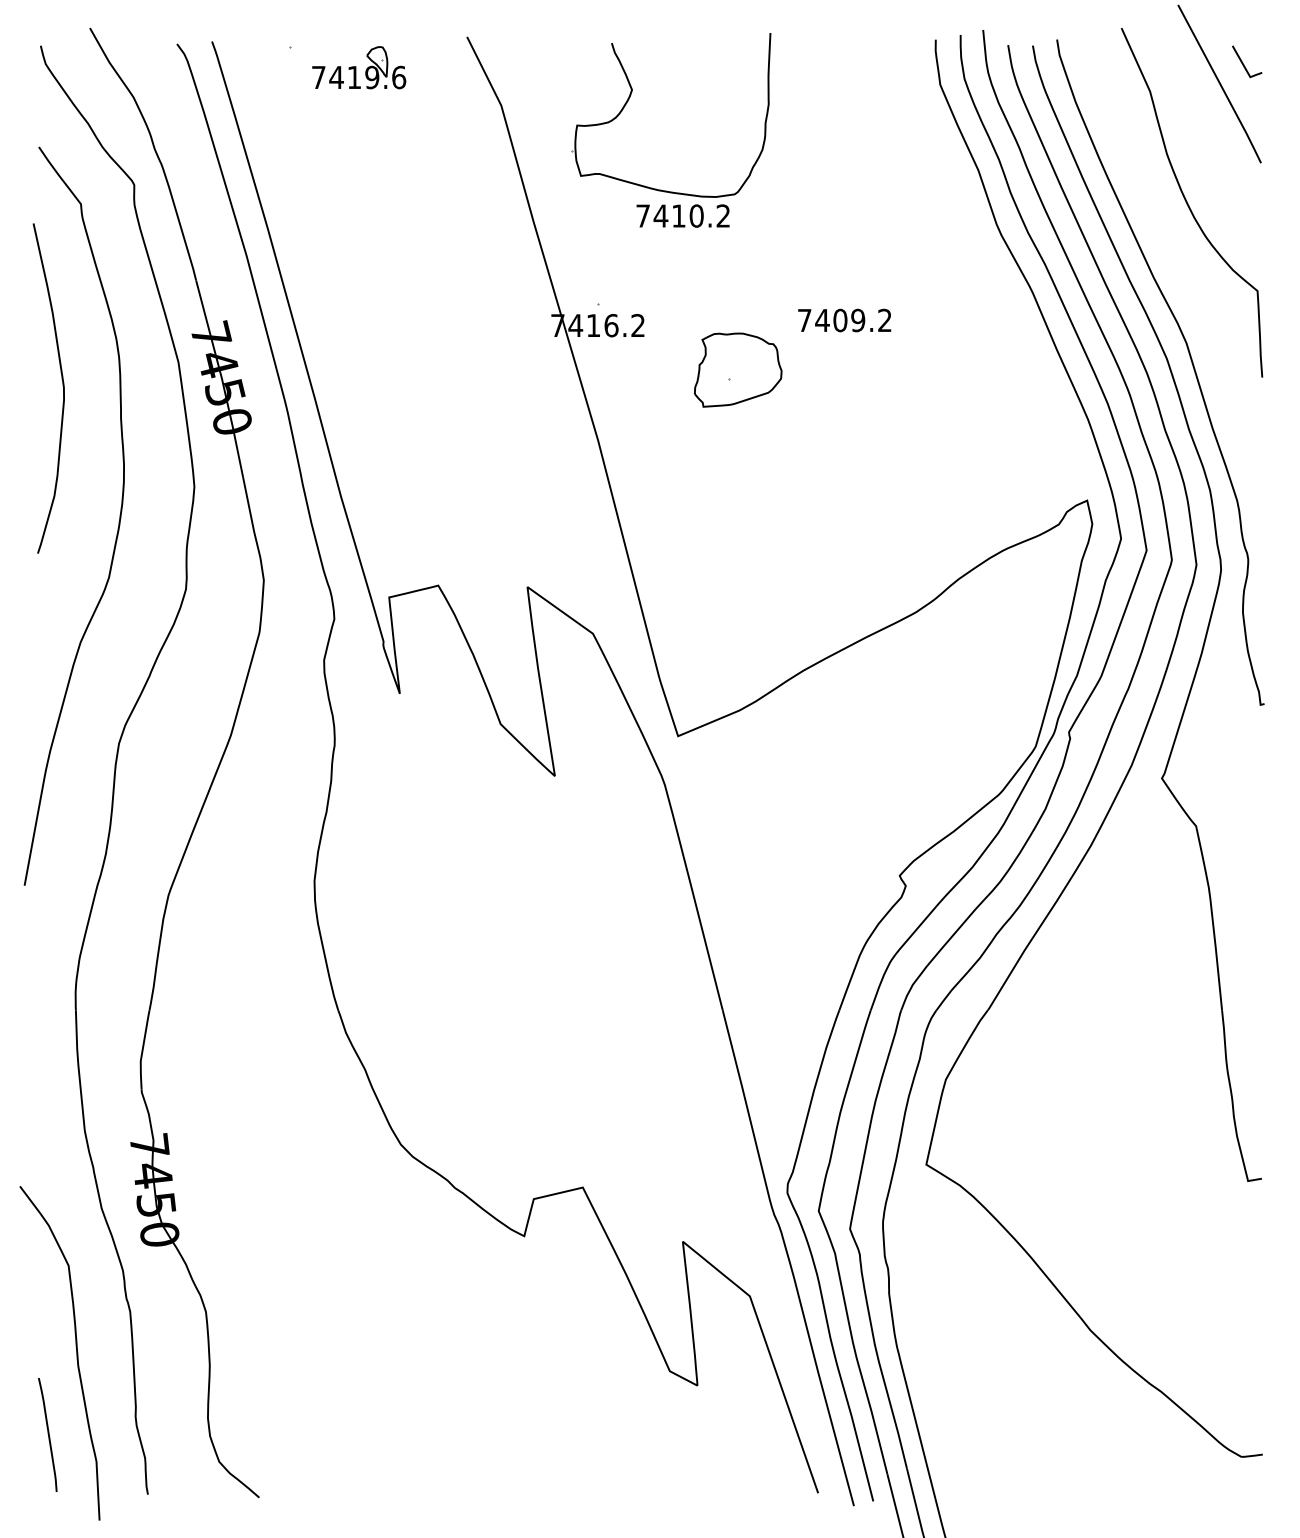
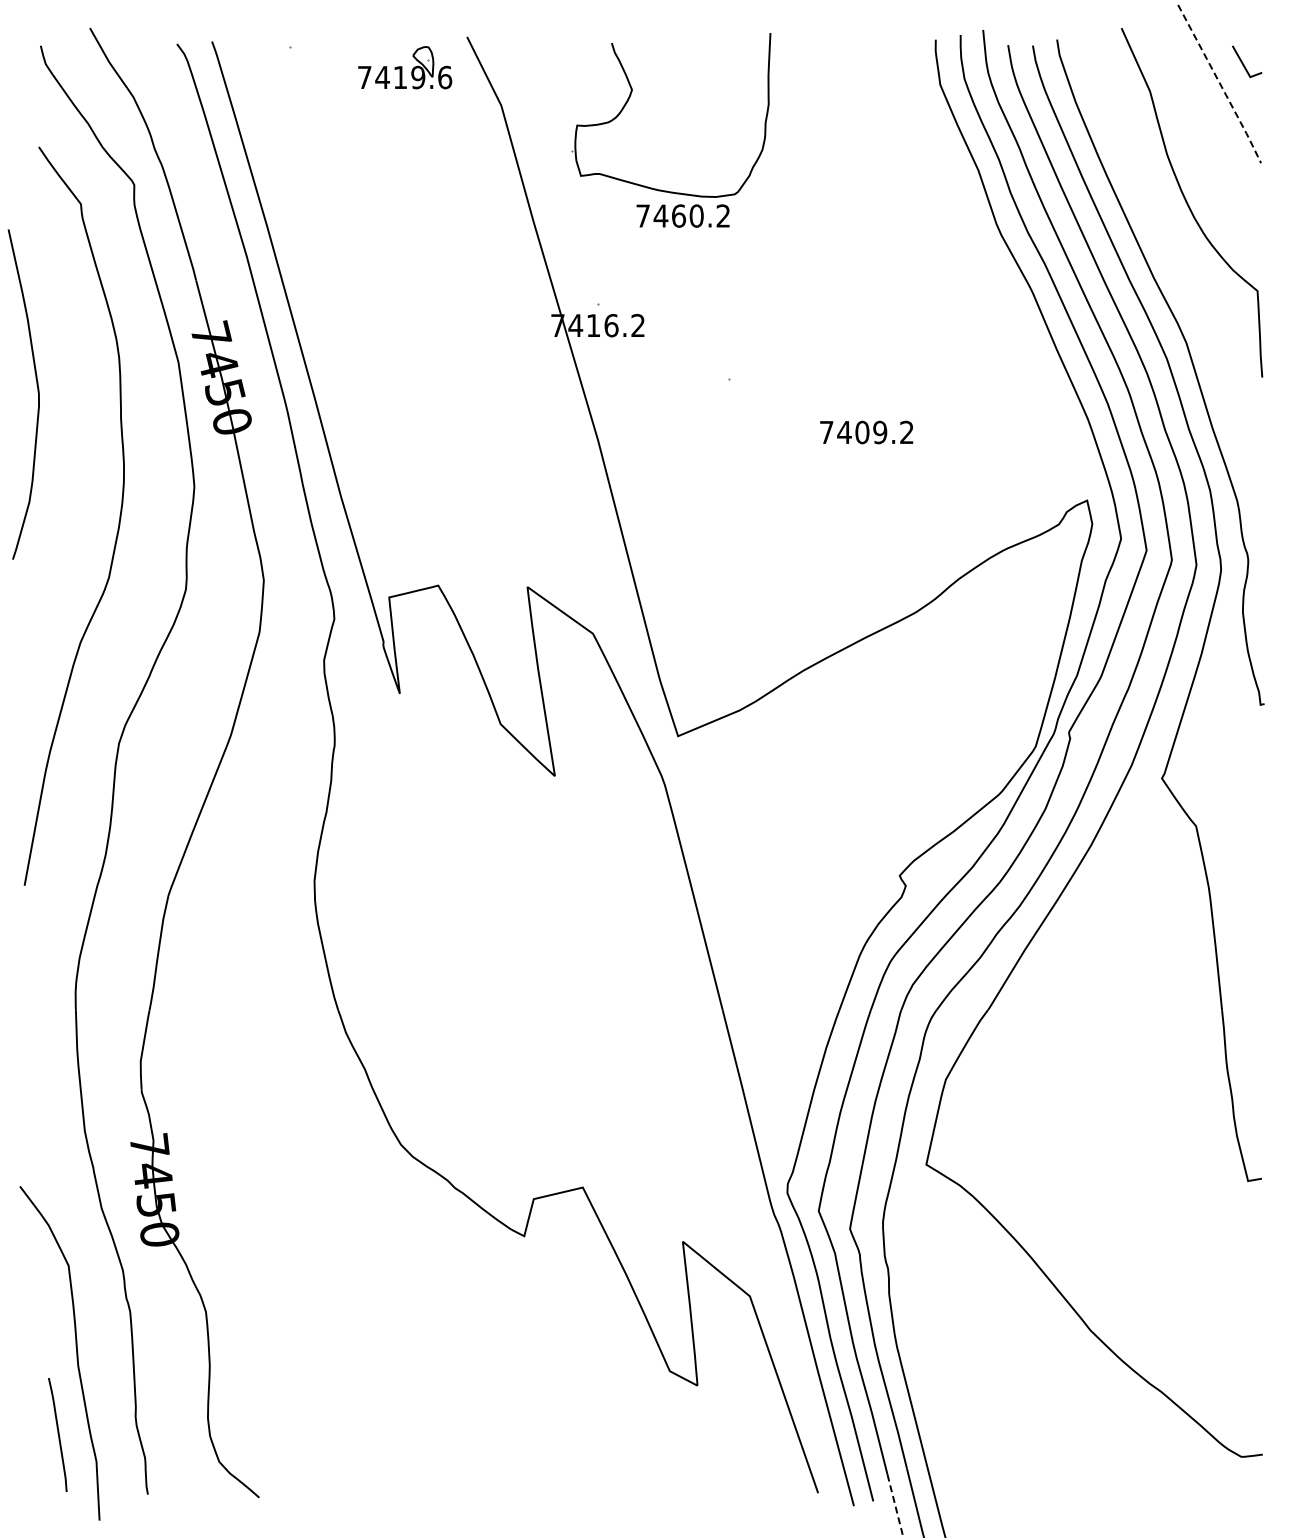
part position: (359, 67) -> (405, 67) (405, 67)
line: solid -> dashed (1220, 85)
text: 7410.2 -> 7460.2 (678, 215)
text position: (844, 320) -> (866, 432) (866, 432)
part: present -> none (738, 369)
curve position: (62, 386) -> (37, 392) (37, 392)
curve position: (47, 1434) -> (57, 1434) (57, 1434)
line: solid -> dashed (895, 1506)
